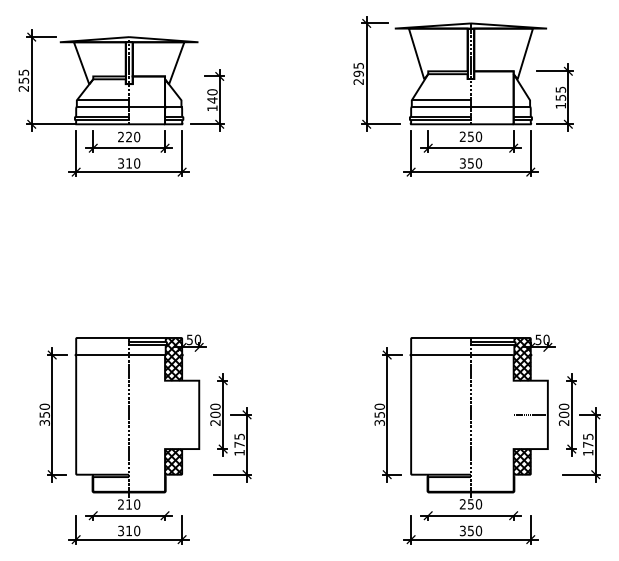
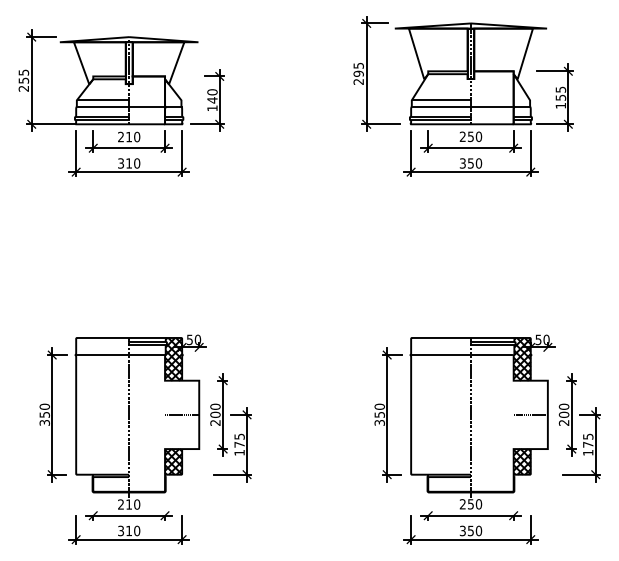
text: 220 -> 210 (128, 136)
line: none -> present (182, 414)
